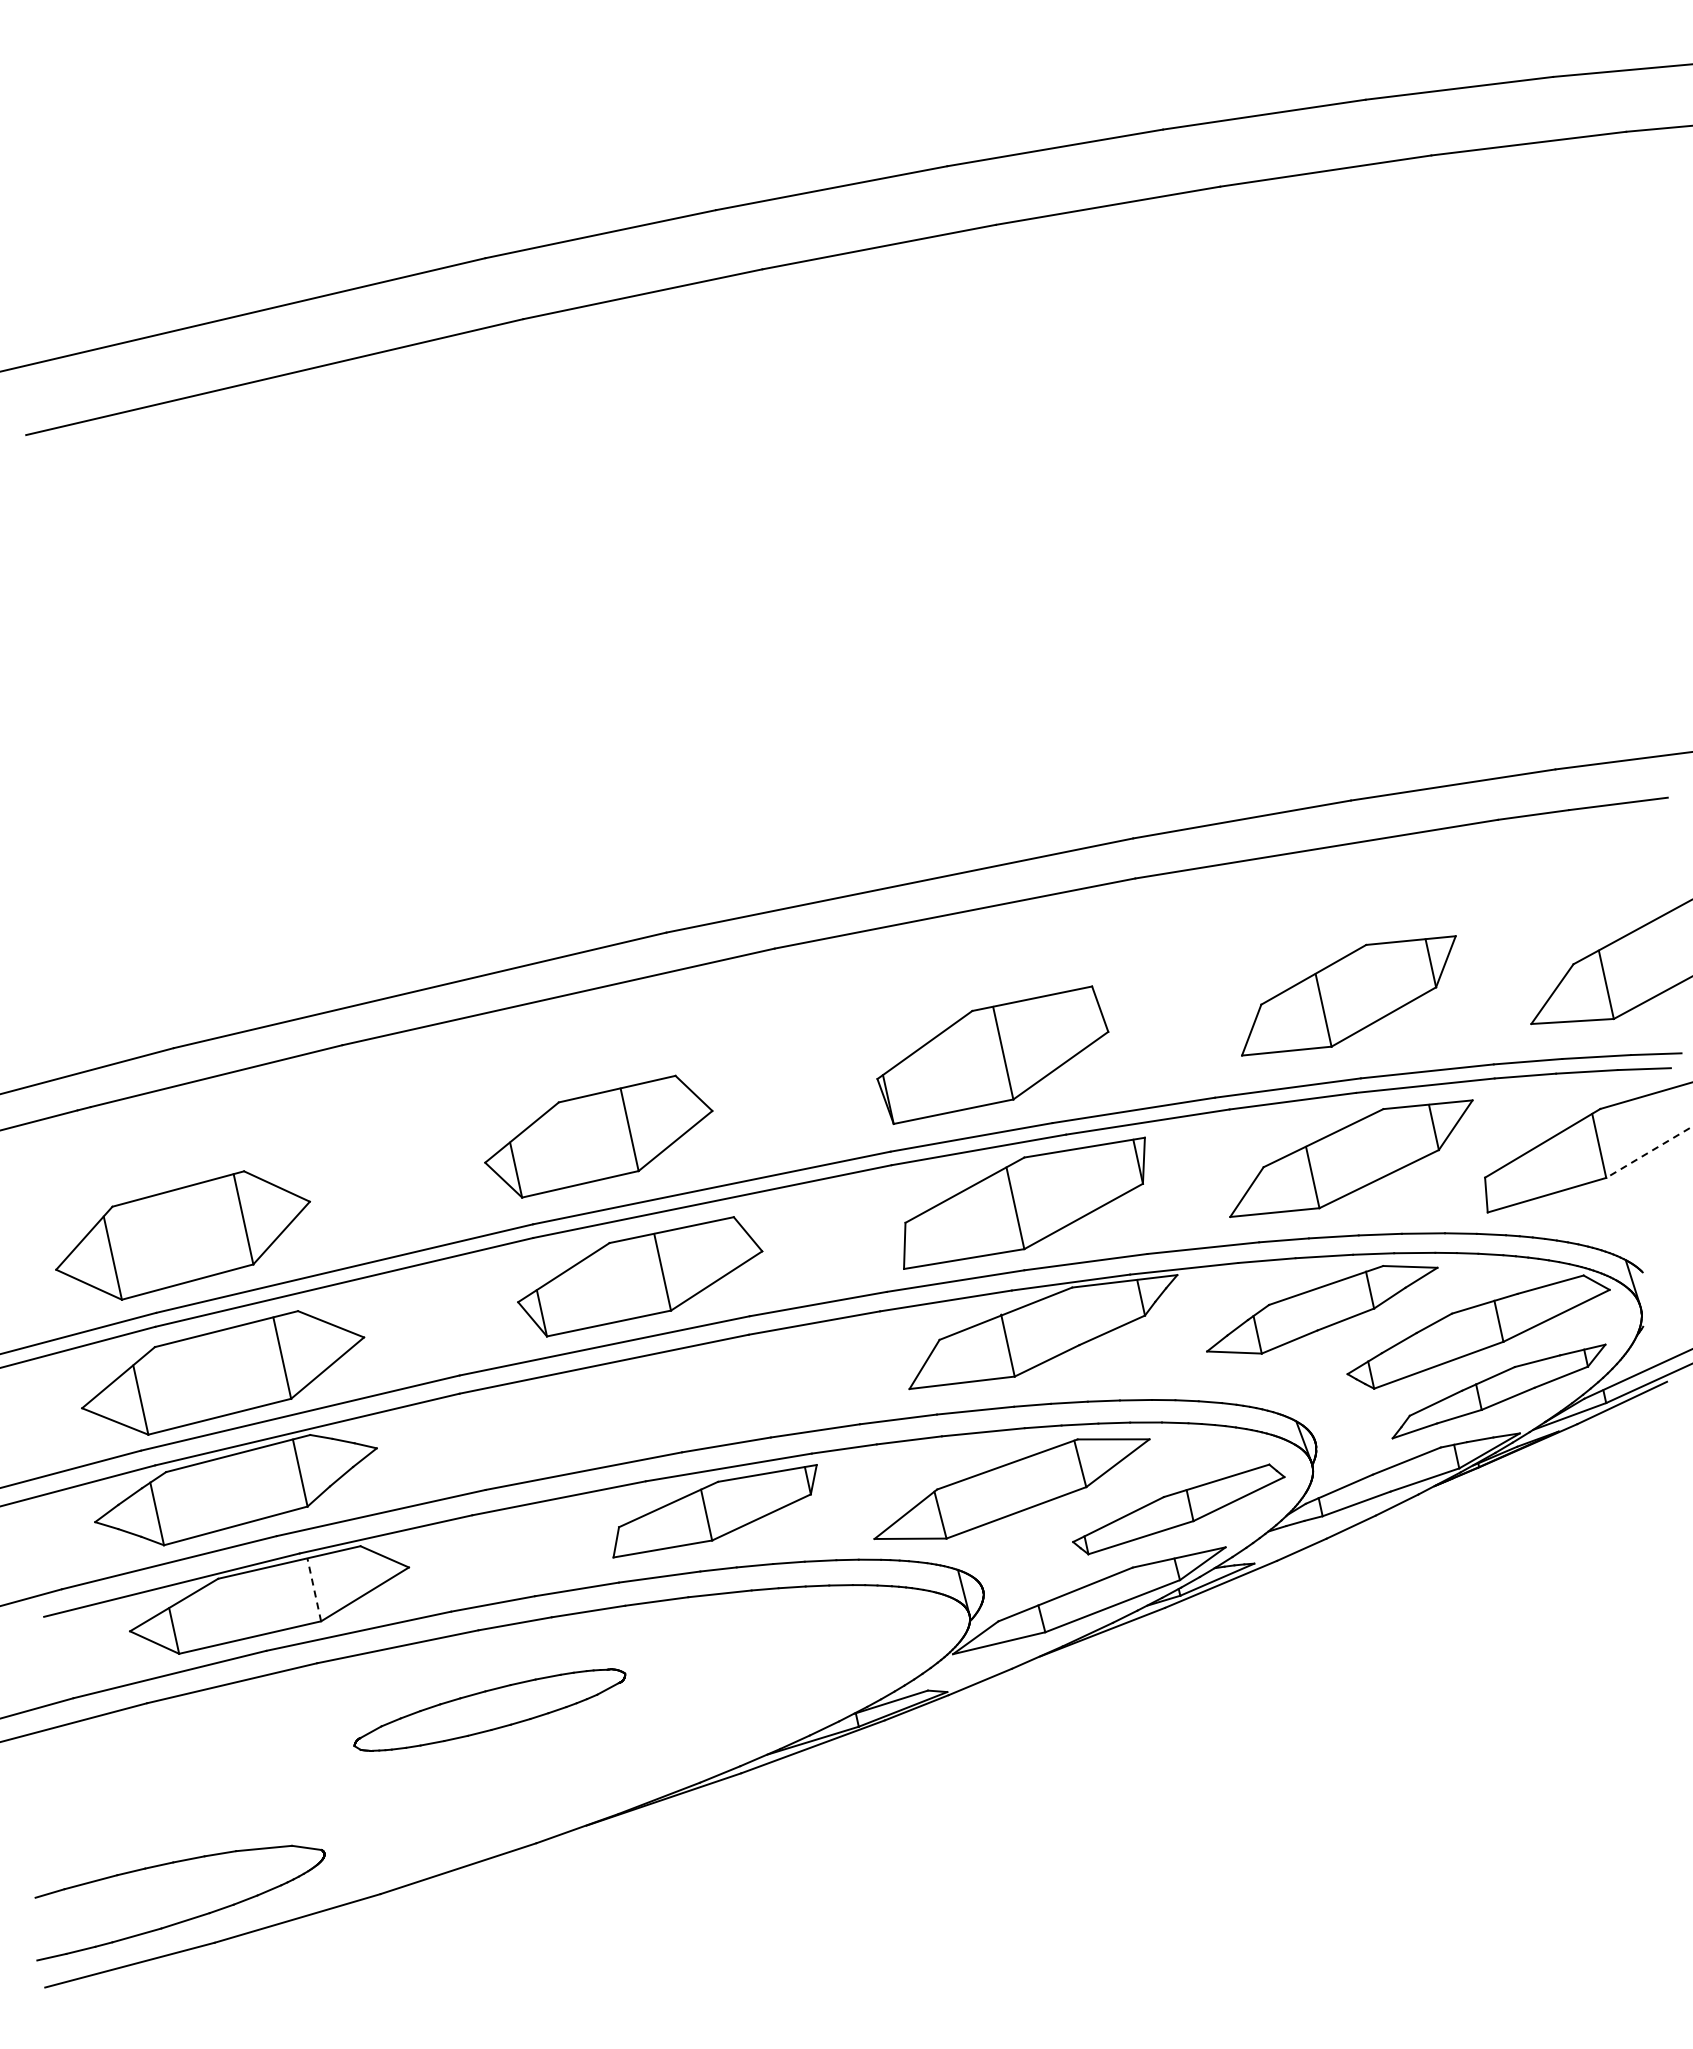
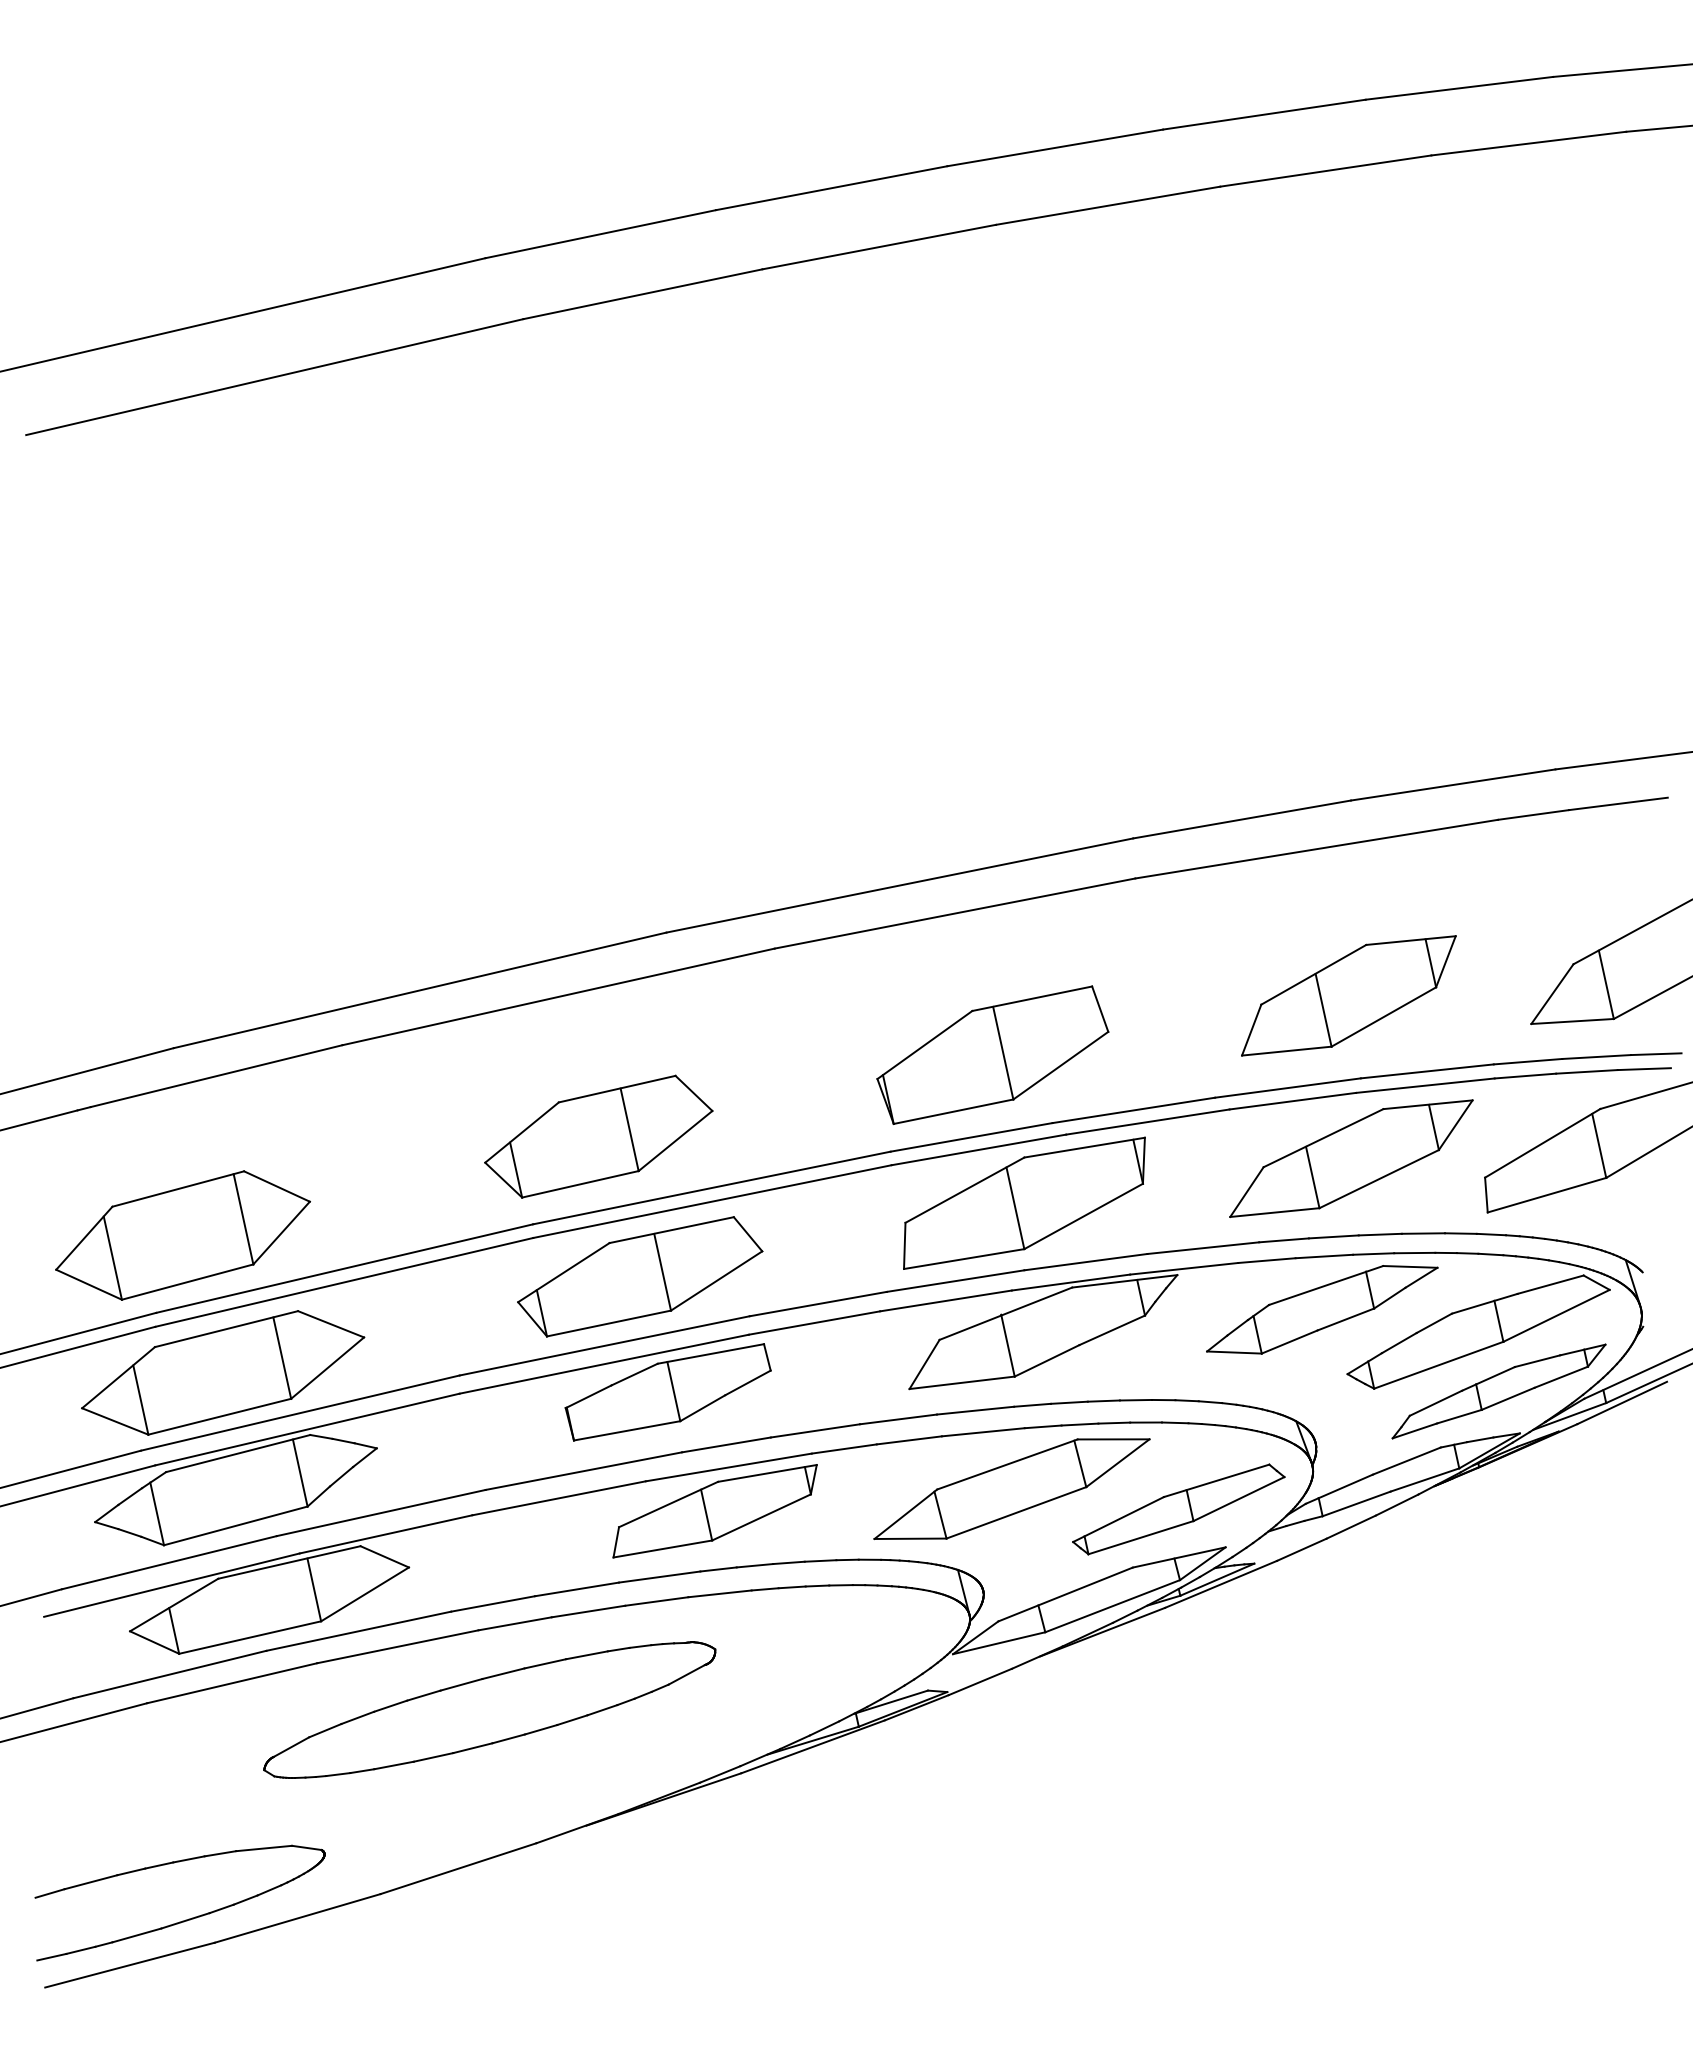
line: dashed -> solid (1649, 1152)
part: none -> present (667, 1392)
line: dashed -> solid (314, 1589)
part size: 274x84 px -> 454x138 px (489, 1709)
